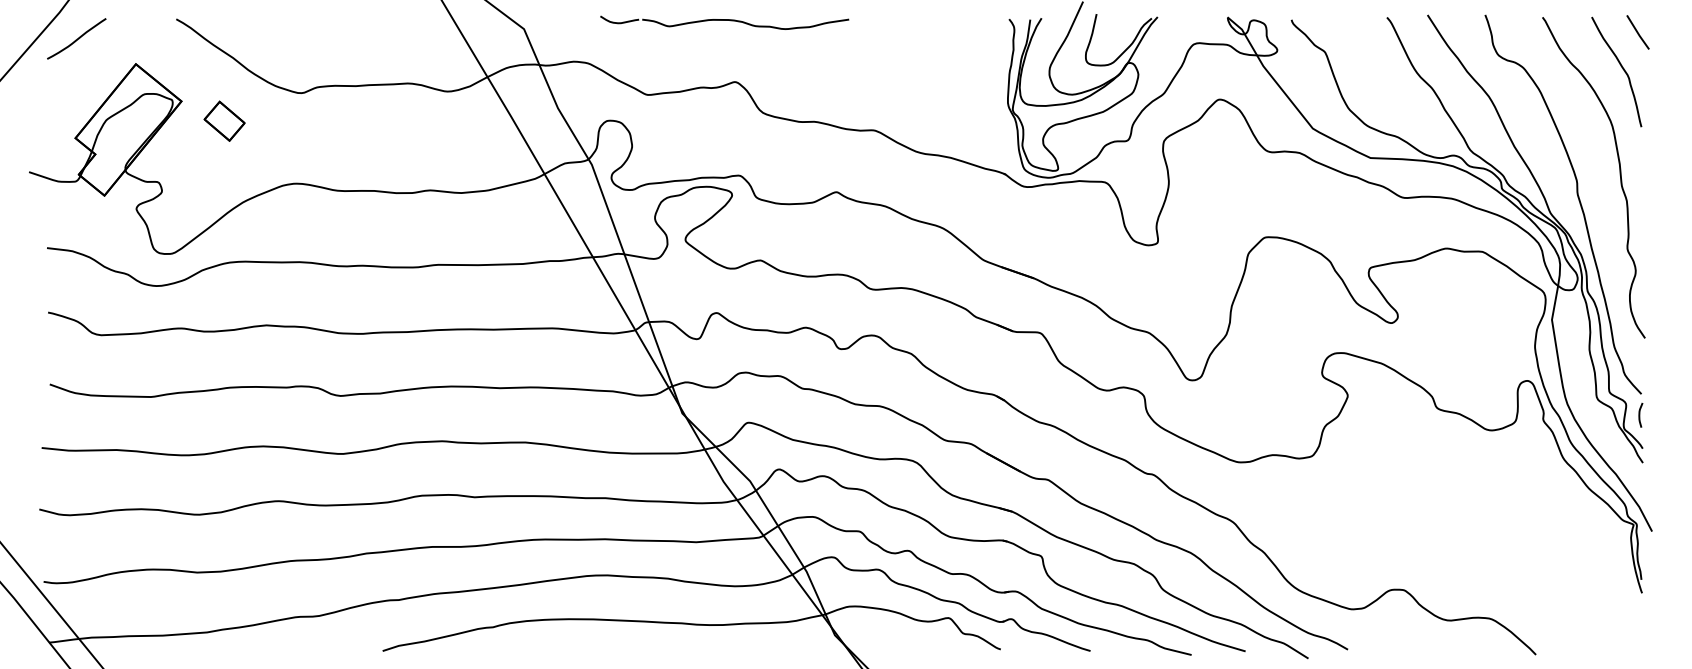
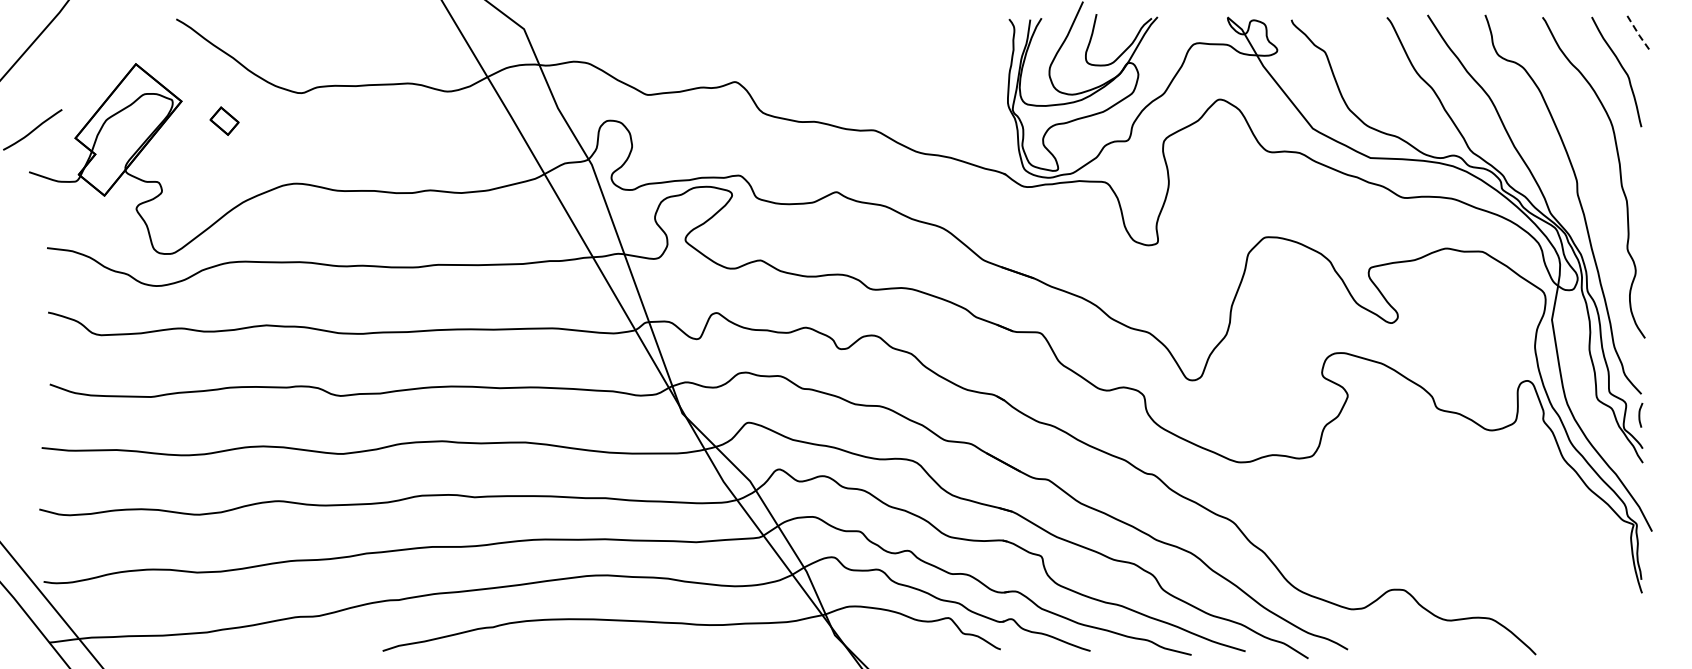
part: present -> none (724, 22)
line: solid -> dashed (1637, 32)
curve position: (77, 38) -> (33, 129) (33, 129)
part size: 43x42 px -> 31x30 px (224, 120)
